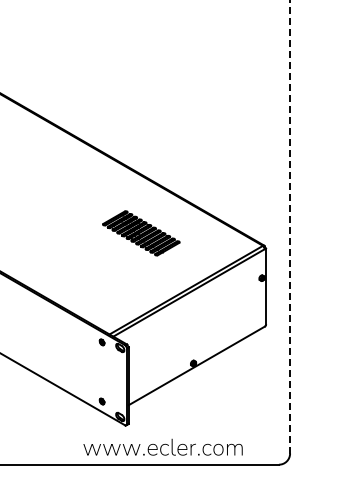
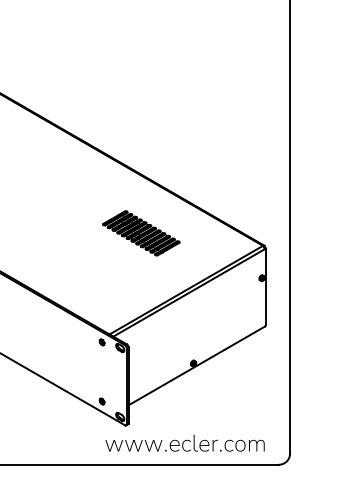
line: dashed -> solid (290, 226)
text position: (162, 446) -> (184, 442) (184, 442)
